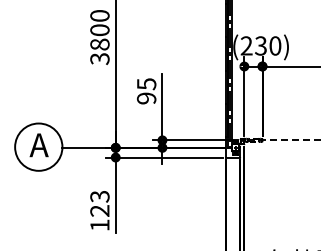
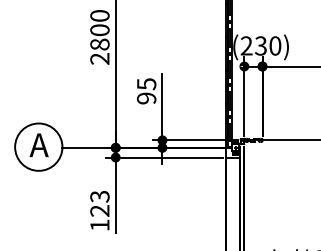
text: 3800 -> 2800 (99, 59)
line: dashed -> solid (282, 140)
